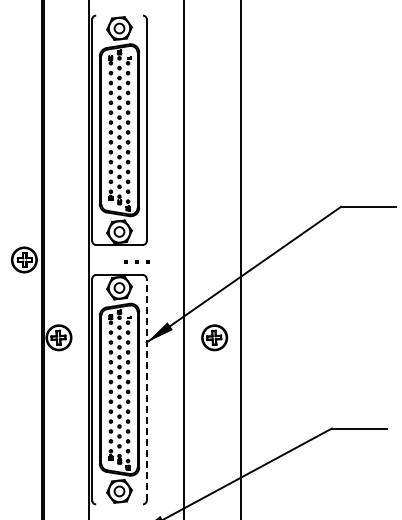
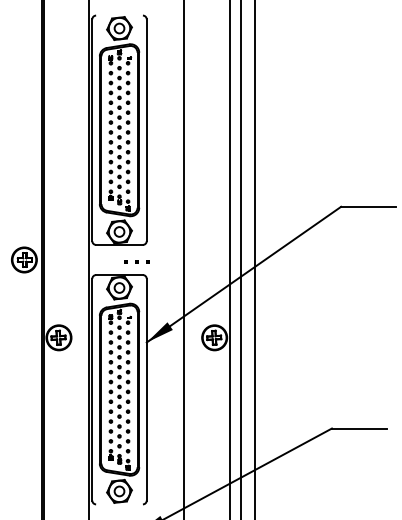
line: none -> present (229, 259)
line: none -> present (255, 259)
line: dashed -> solid (146, 389)
